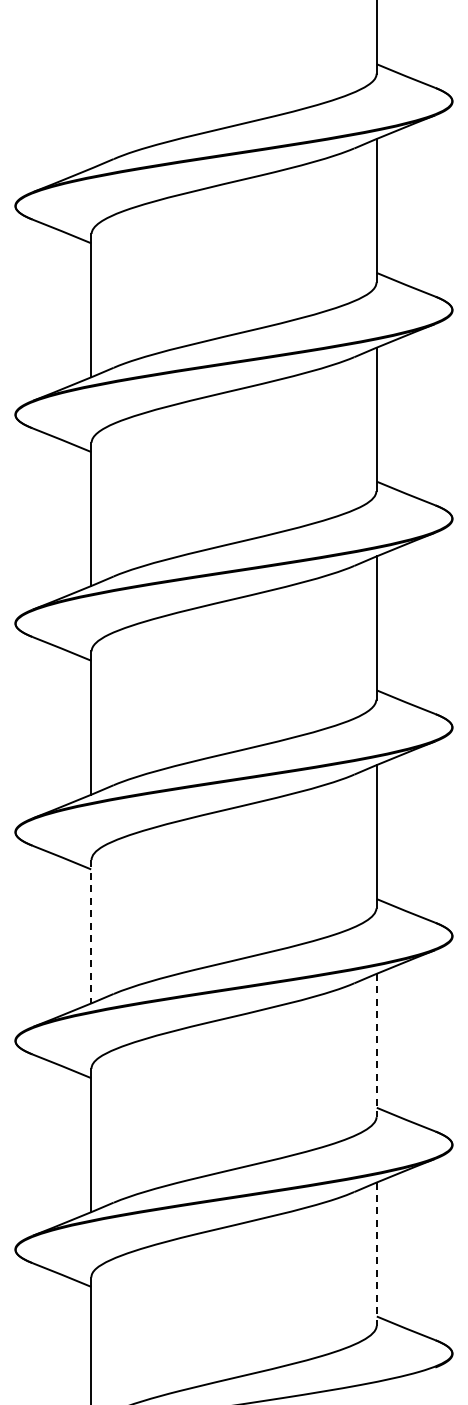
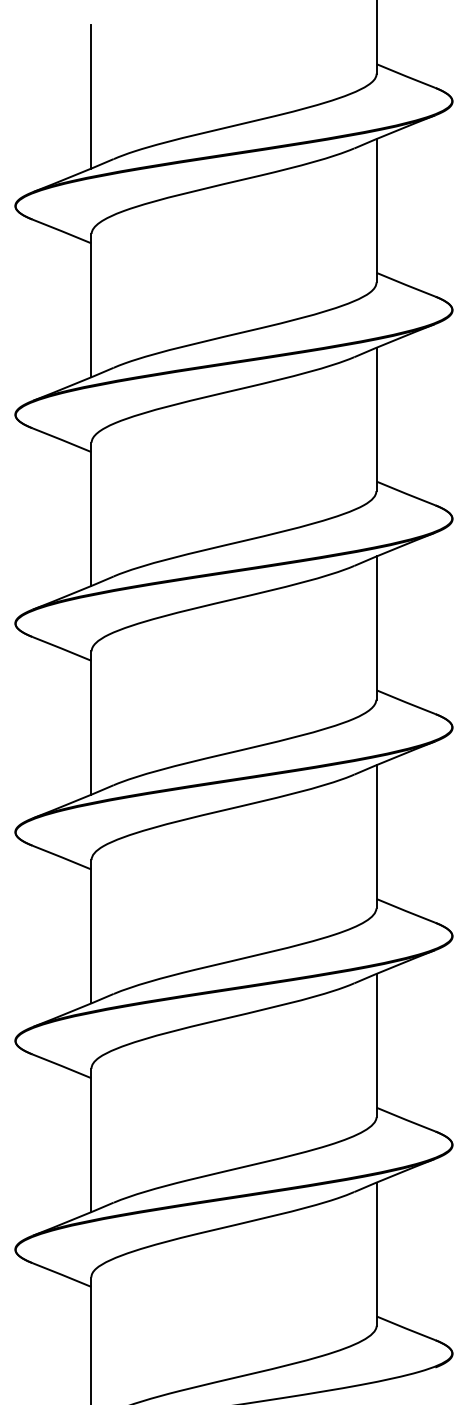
line: none -> present (91, 96)
line: dashed -> solid (91, 931)
line: dashed -> solid (376, 1045)
line: dashed -> solid (376, 1254)
